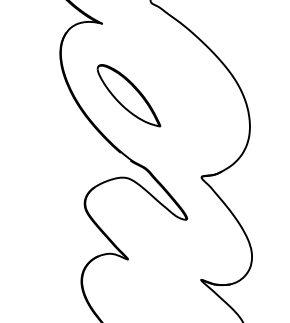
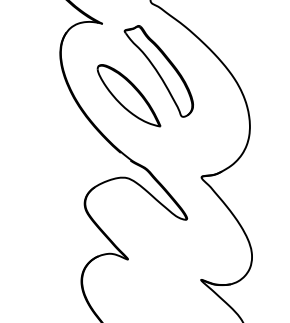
part: none -> present (158, 71)
